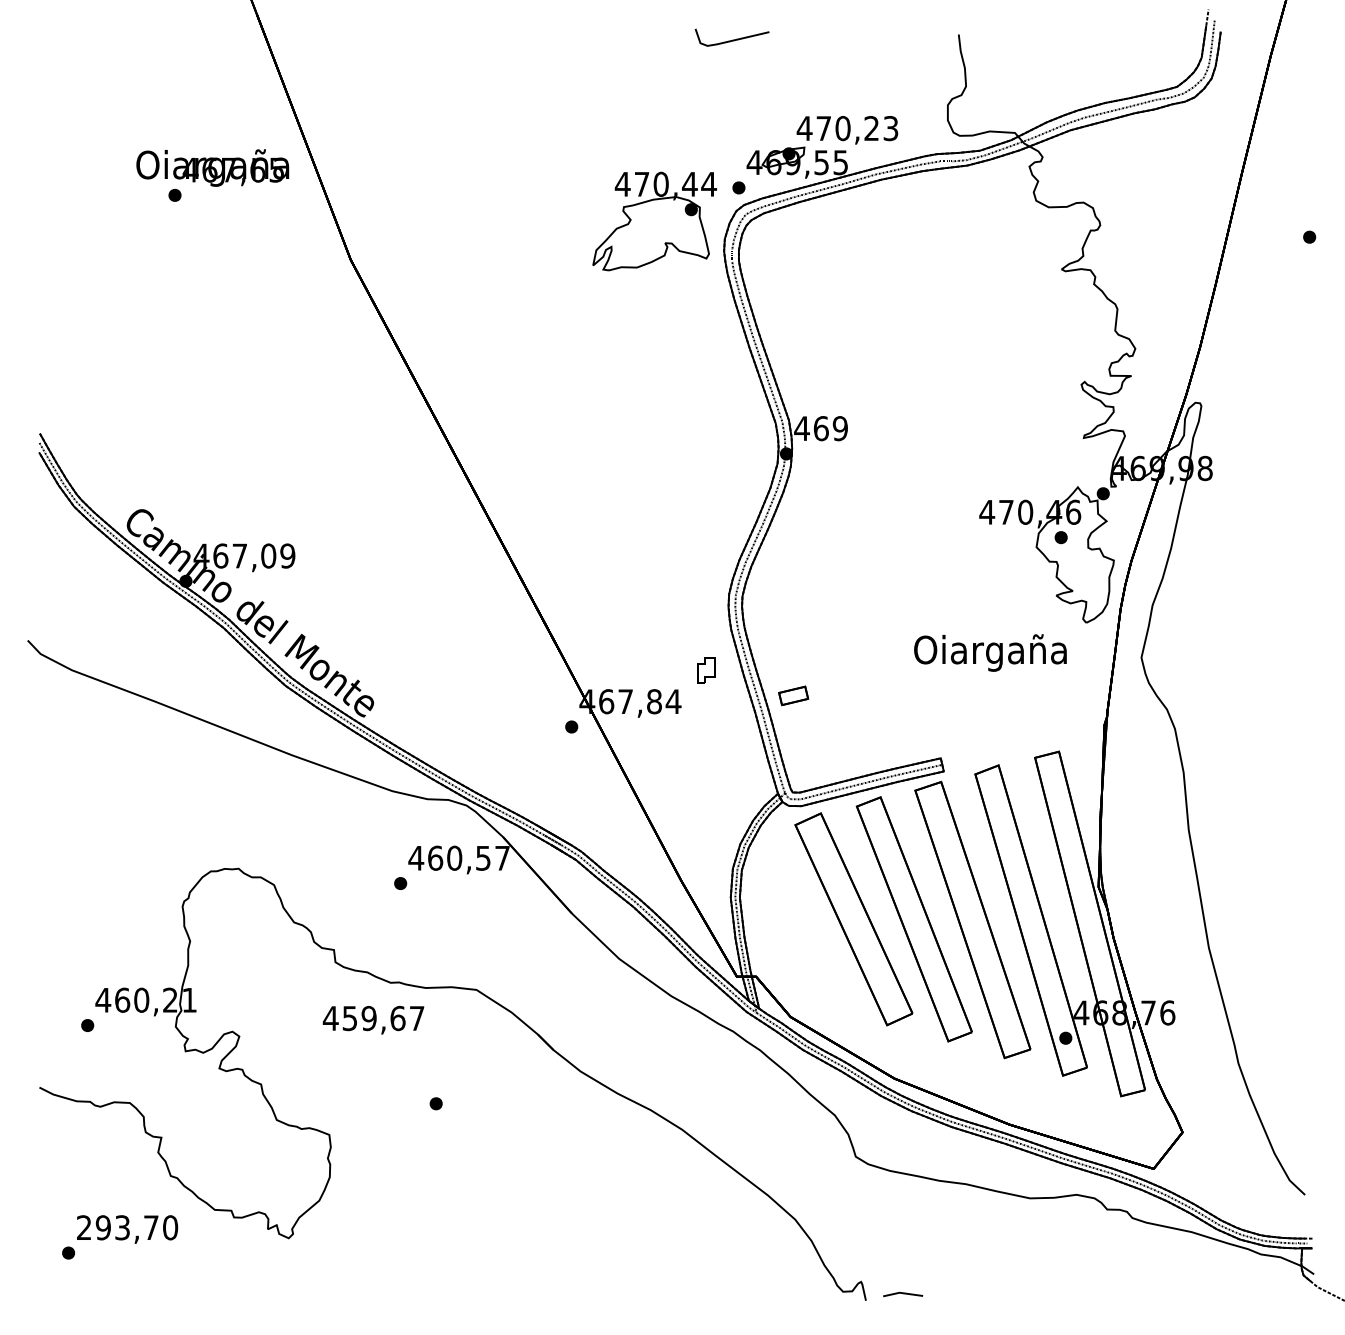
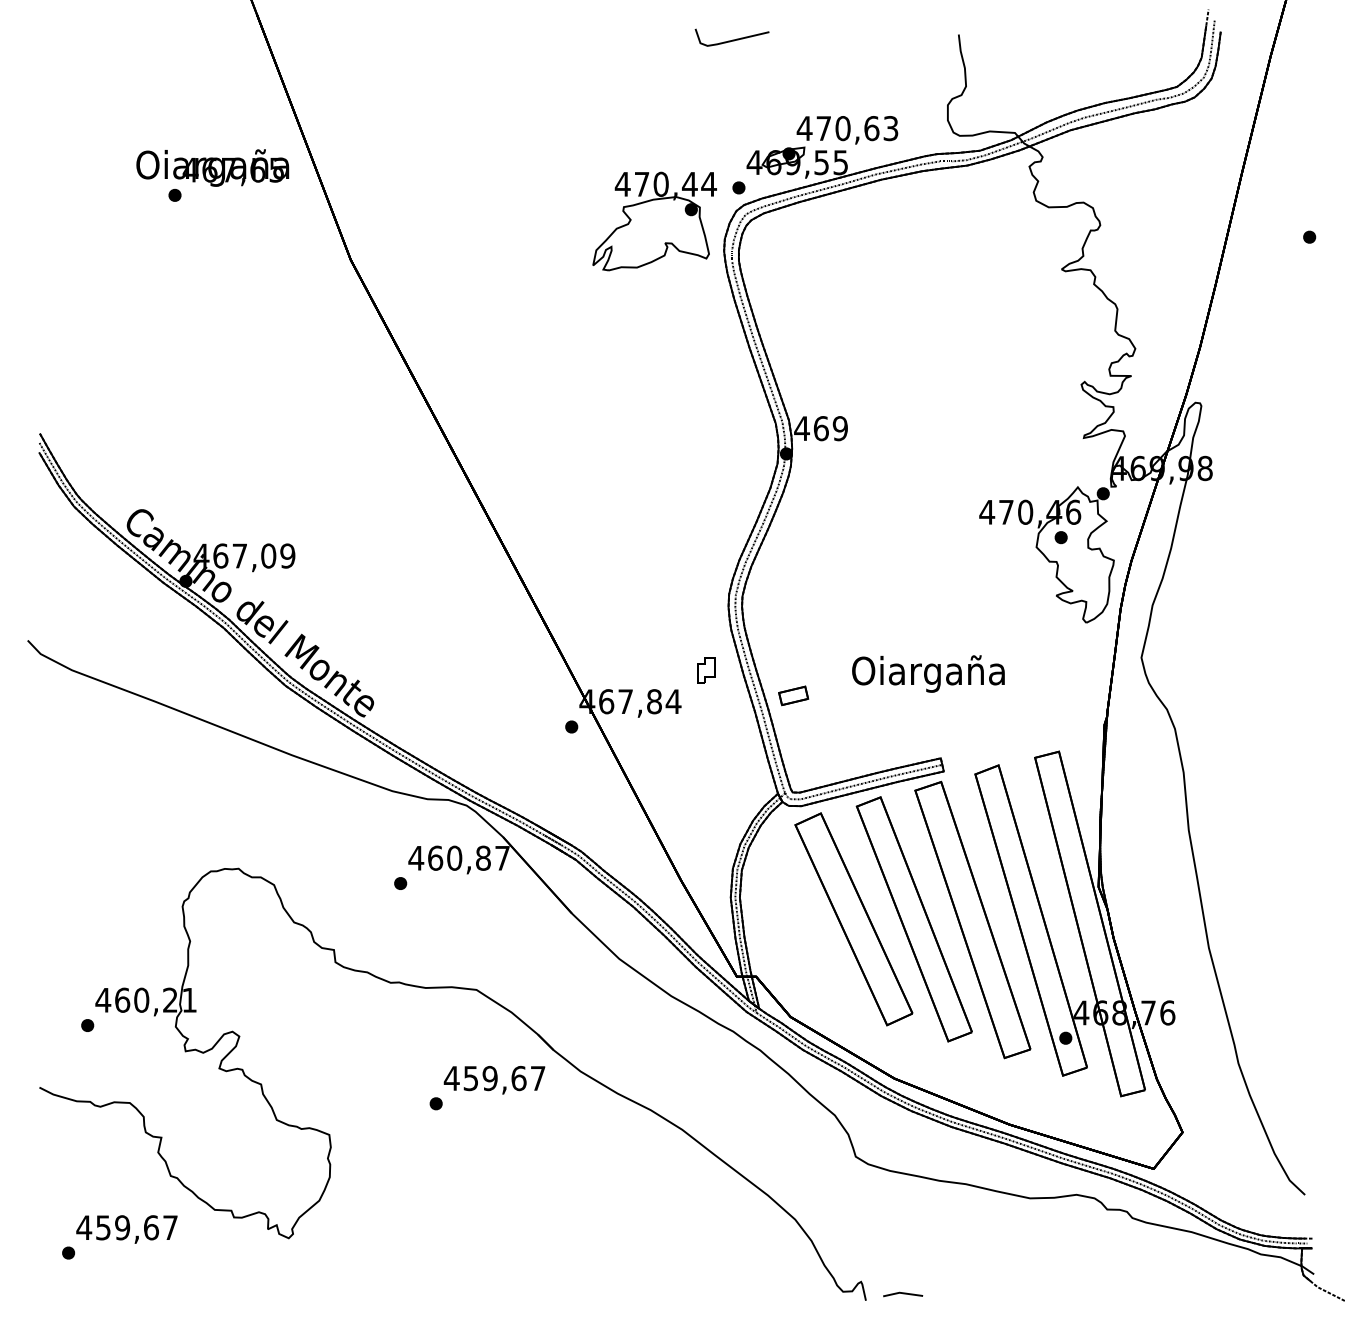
text: 470,23 -> 470,63 (871, 128)
text position: (990, 652) -> (928, 673) (928, 673)
text: 460,57 -> 460,87 (483, 857)
text position: (373, 1020) -> (494, 1080) (494, 1080)
text: 293,70 -> 459,67 (127, 1227)
